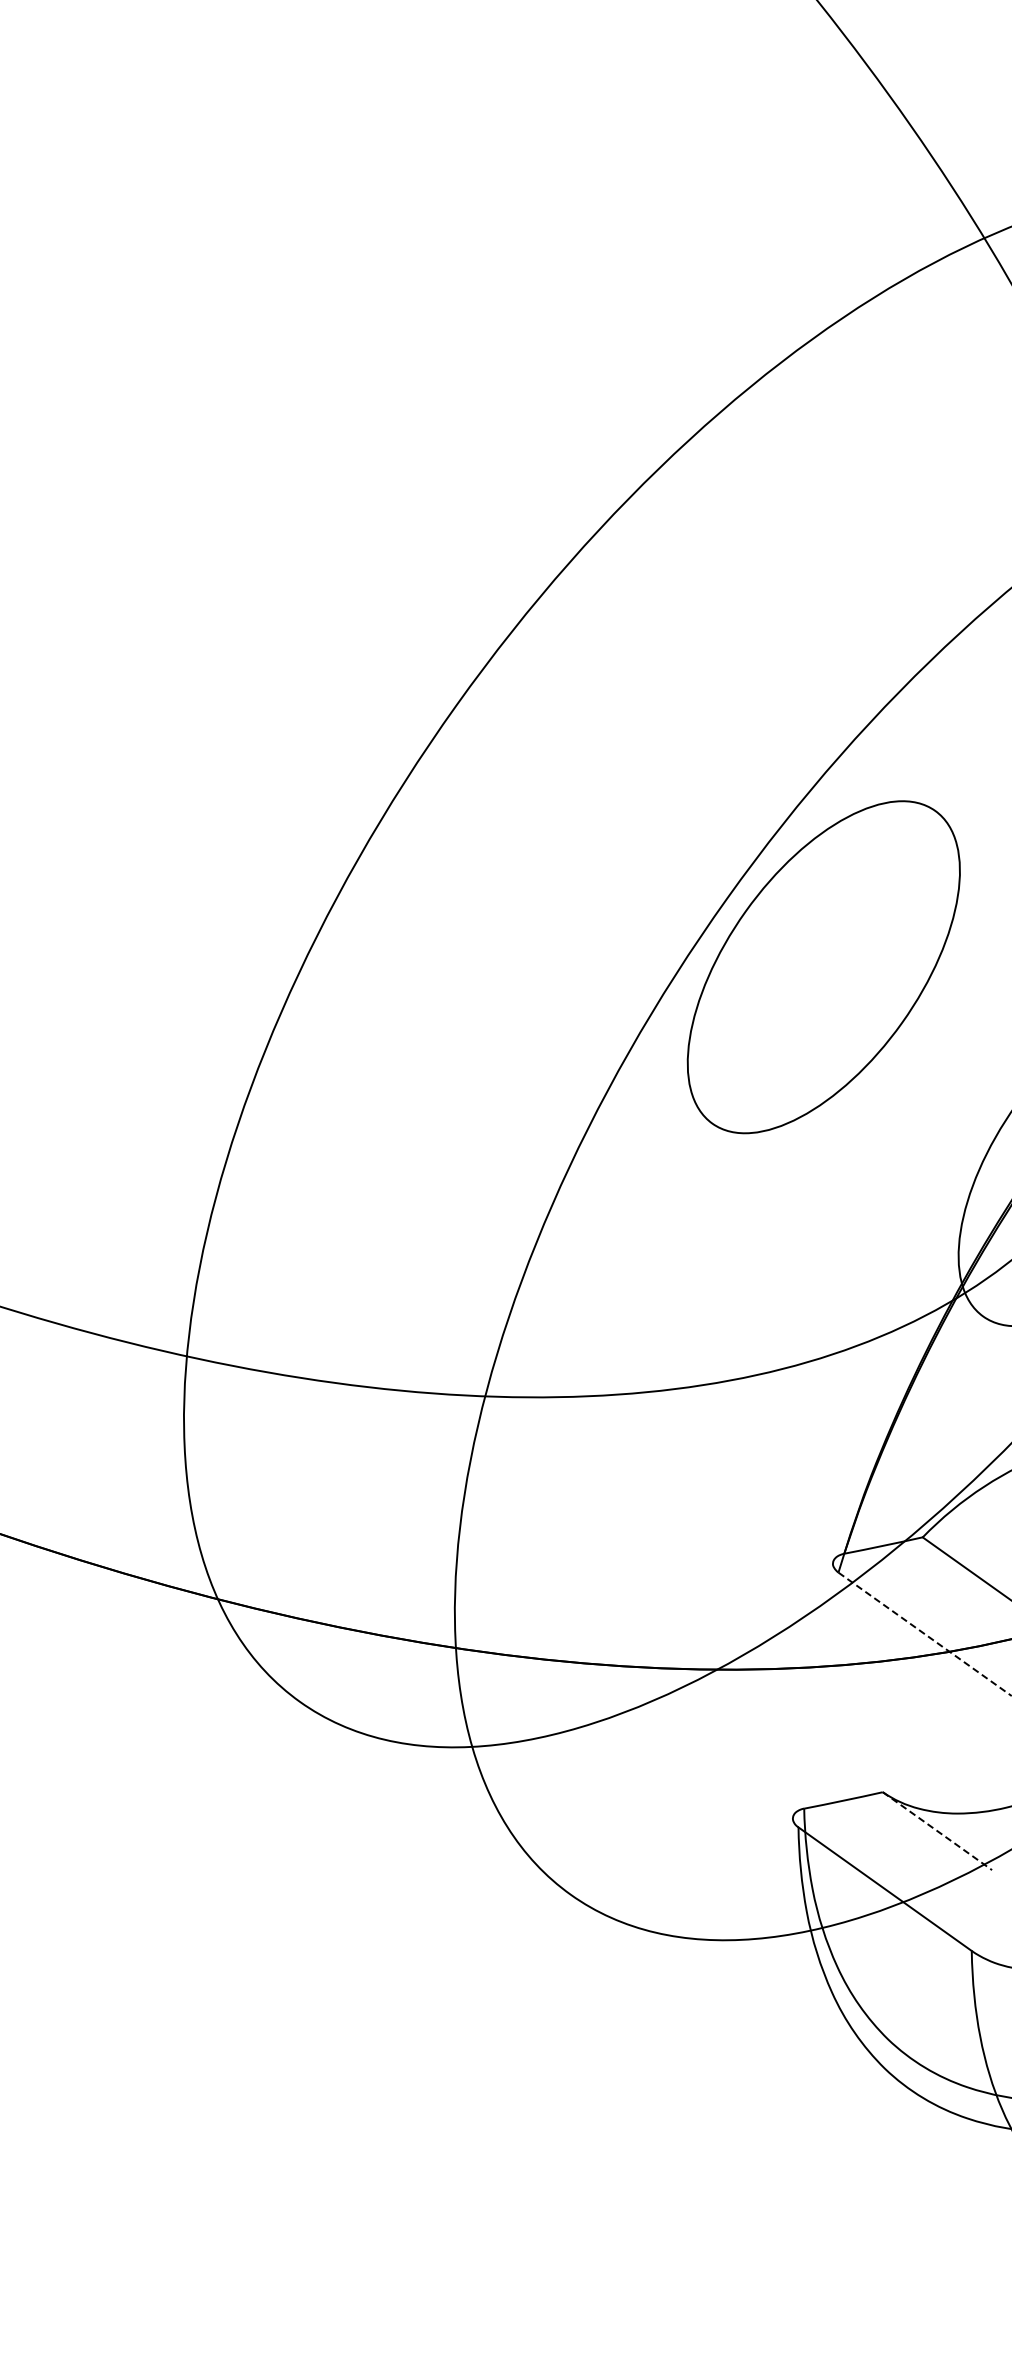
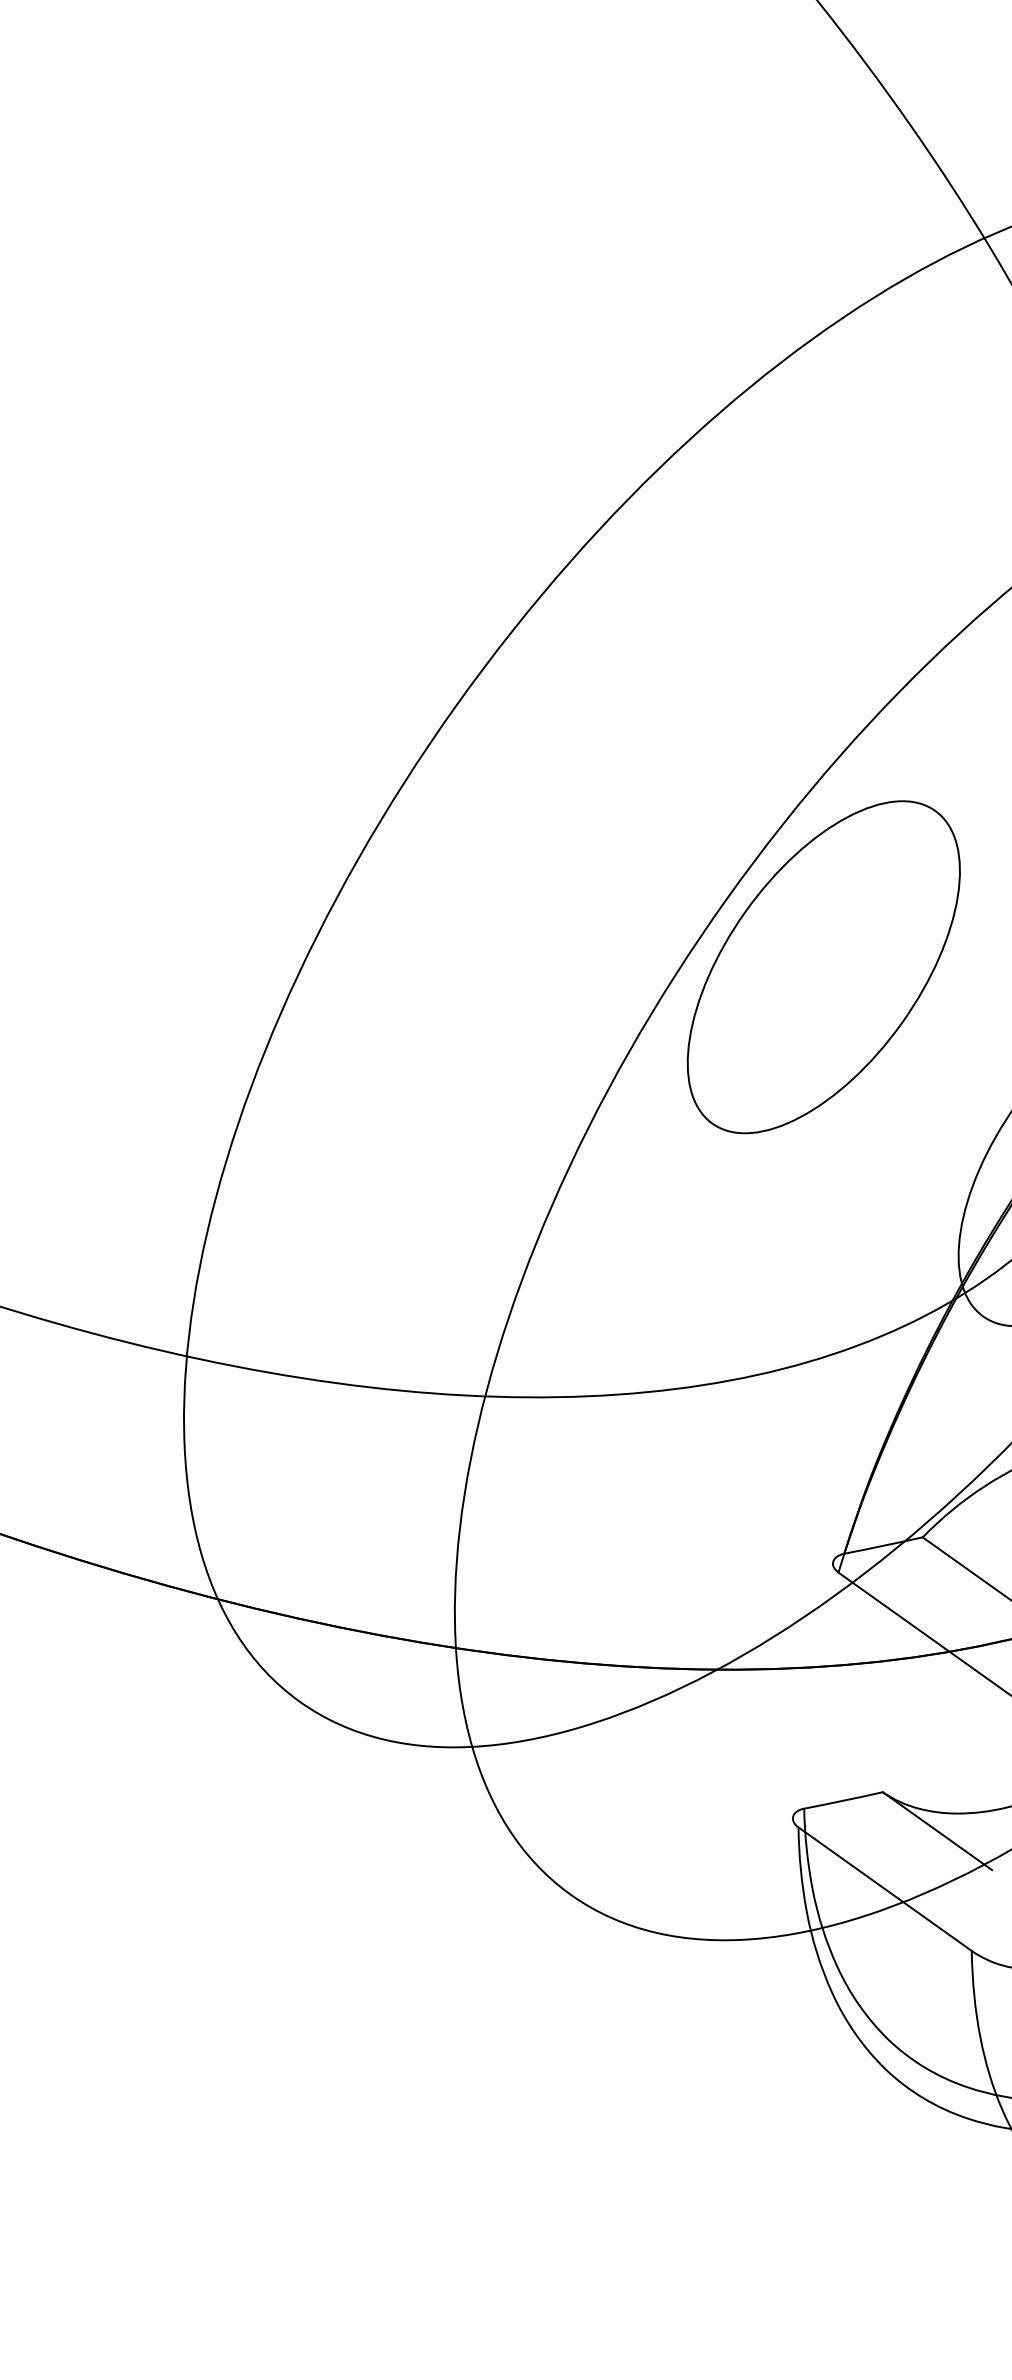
line: dashed -> solid (925, 1634)
line: dashed -> solid (937, 1831)
